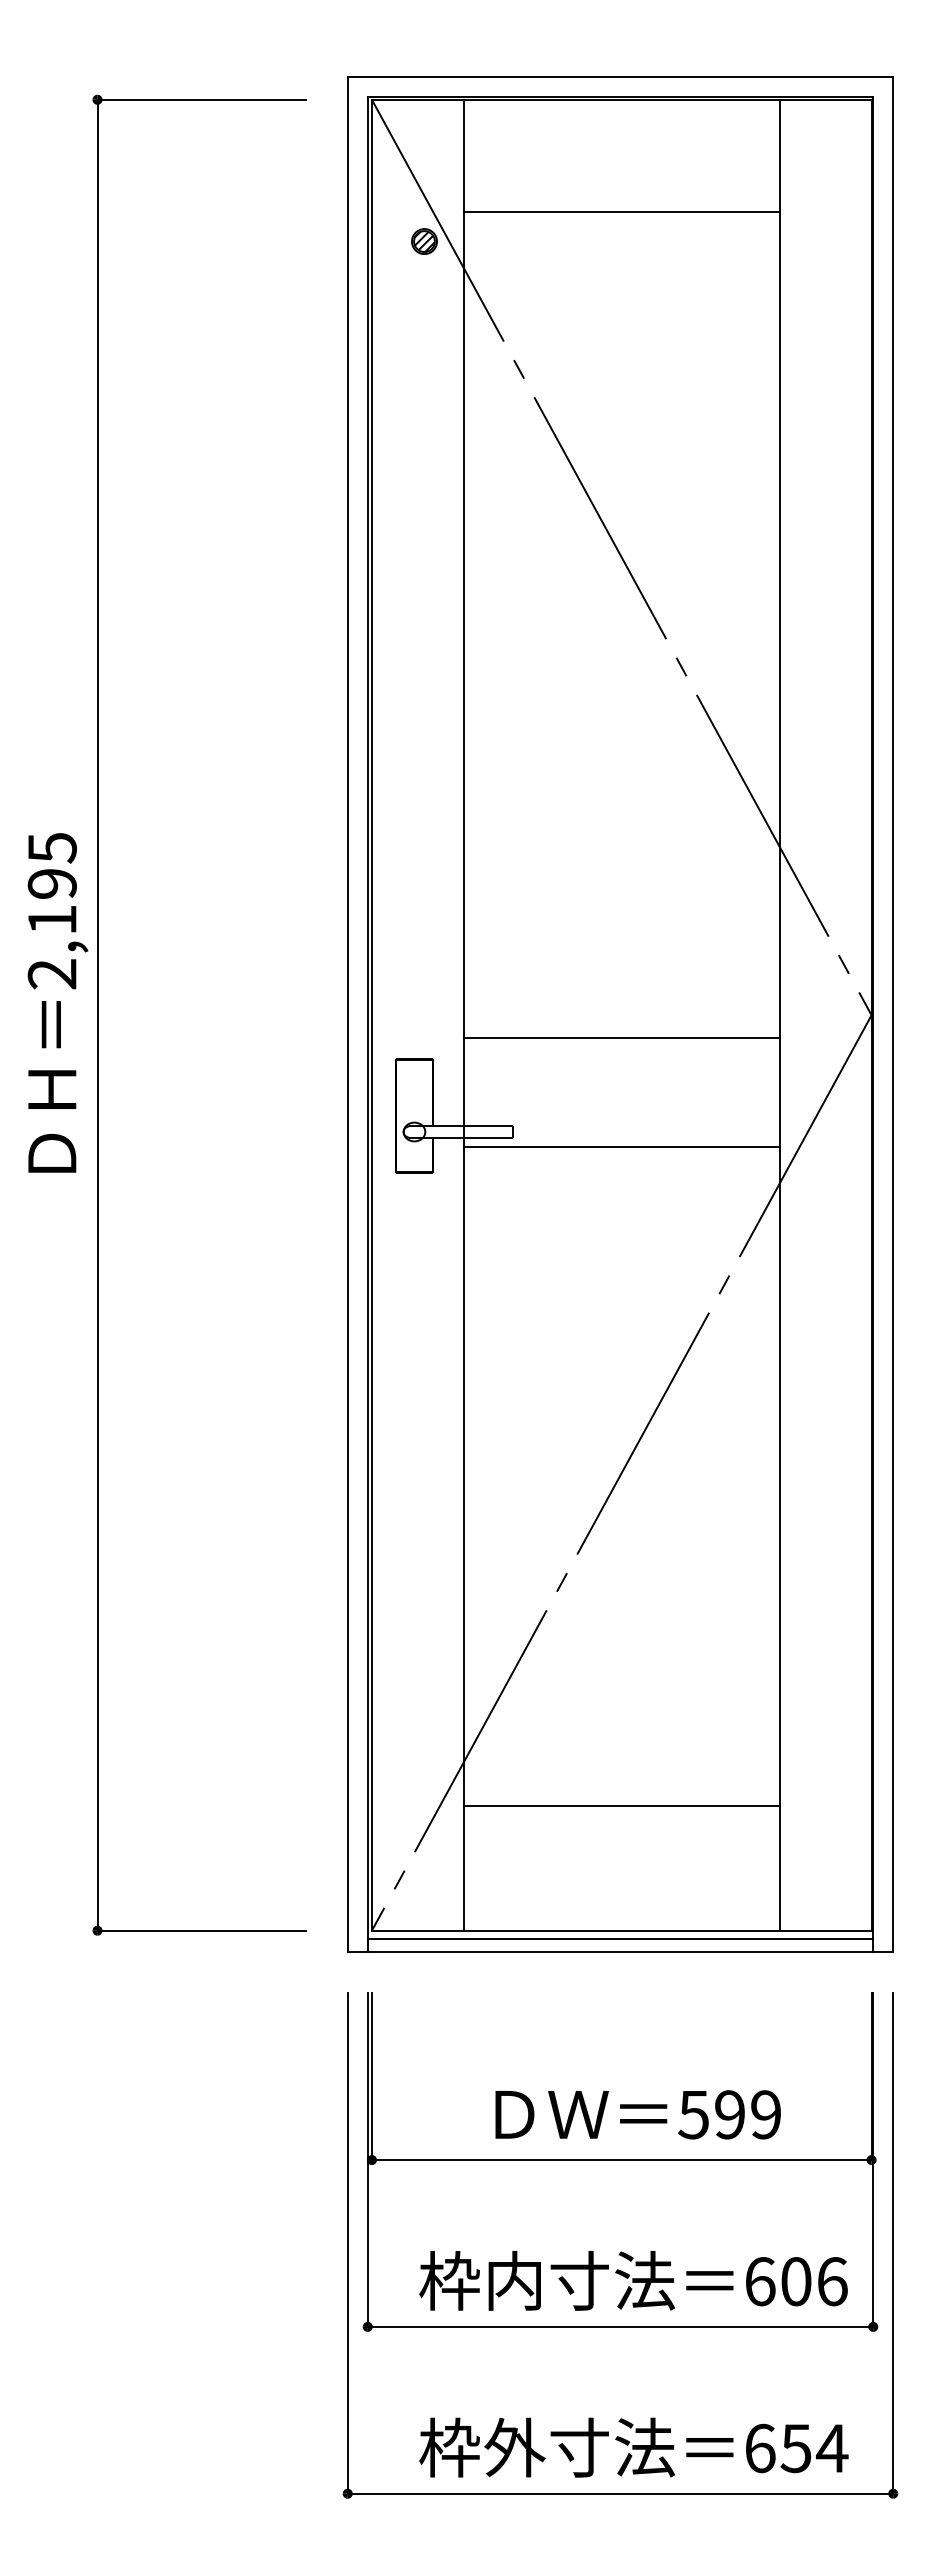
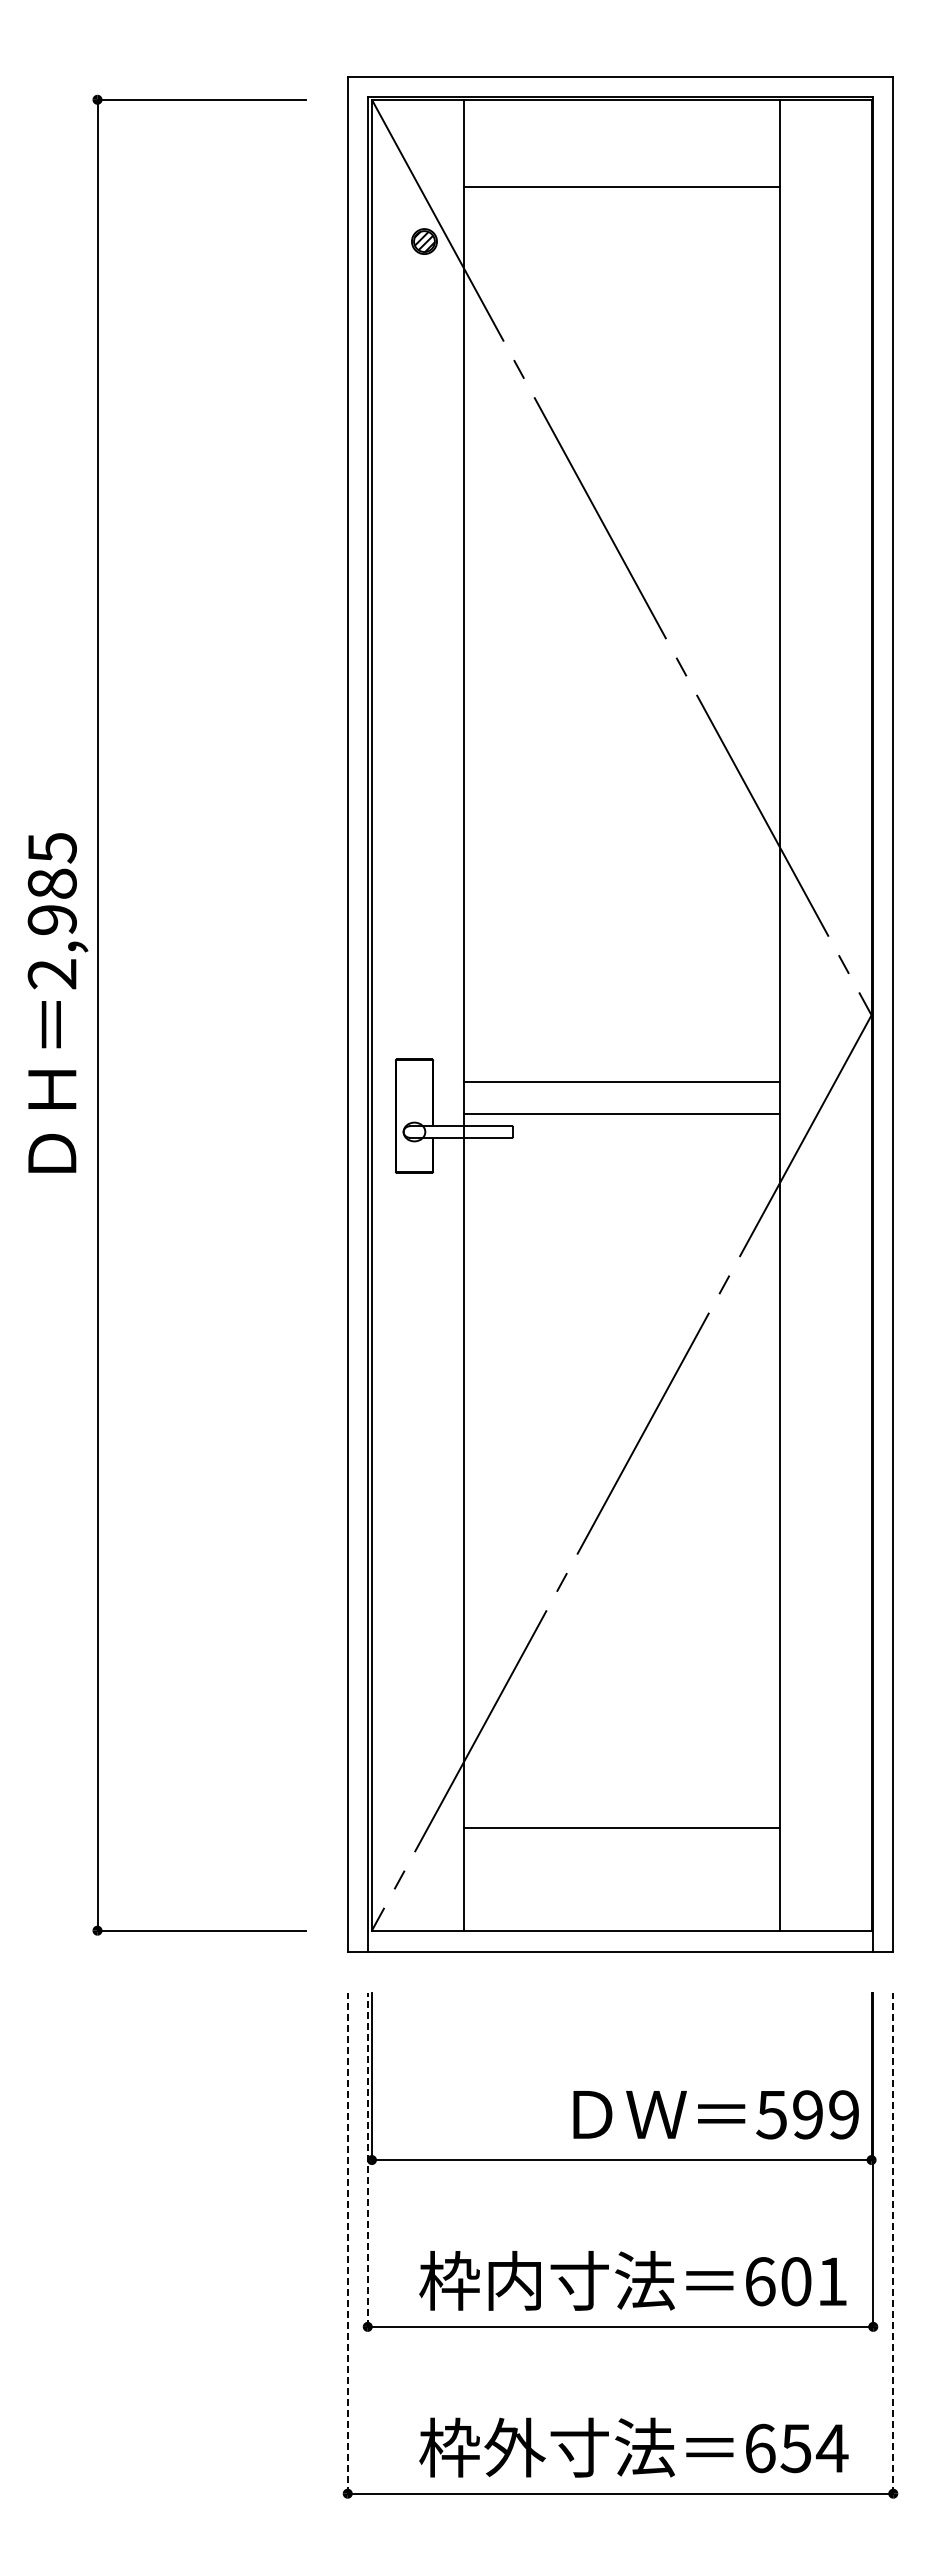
line position: (621, 212) -> (621, 187) (621, 187)
text: 2,195 -> 2,985 (51, 901)
line position: (621, 1038) -> (621, 1082) (621, 1082)
line position: (621, 1146) -> (621, 1113) (621, 1113)
line position: (621, 1805) -> (621, 1827) (621, 1827)
line: present -> none (620, 1939)
text position: (637, 2114) -> (715, 2114) (715, 2114)
line: solid -> dashed (367, 2160)
line: solid -> dashed (347, 2242)
line: solid -> dashed (893, 2242)
text: 606 -> 601 (832, 2281)
